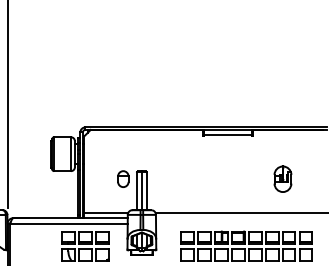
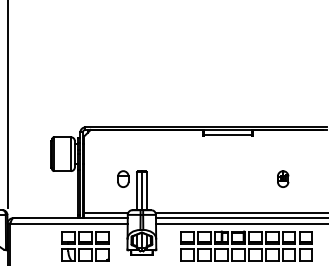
part size: 20x28 px -> 13x18 px (283, 178)
line: none -> present (240, 218)
line: none -> present (240, 223)
